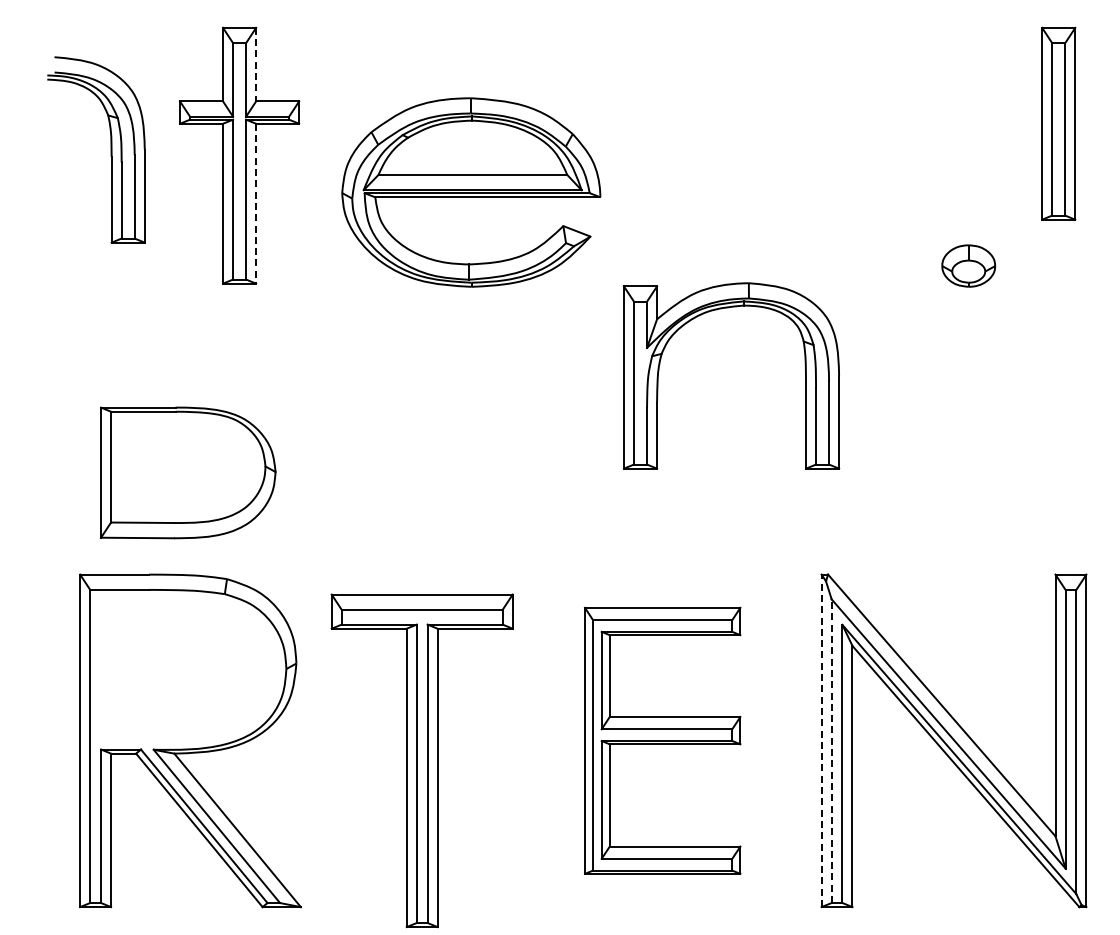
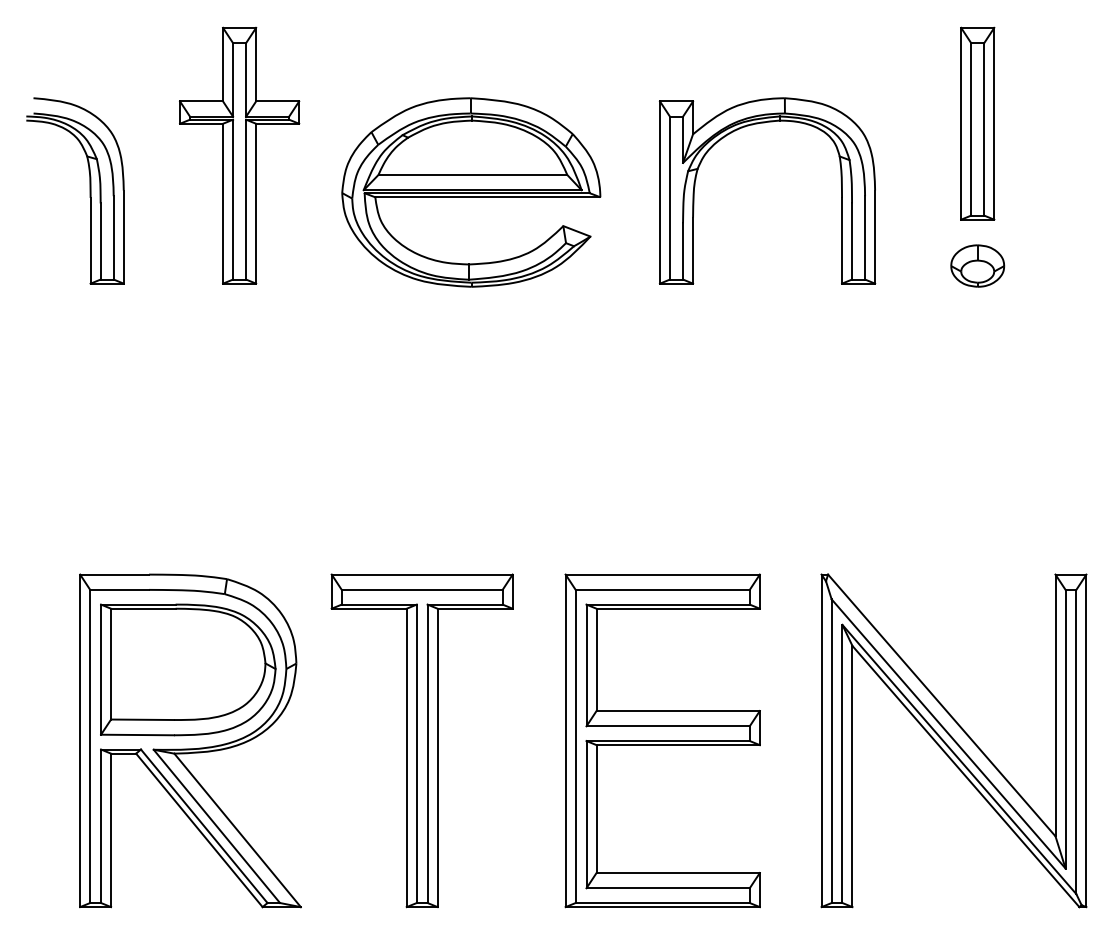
line: dashed -> solid (256, 64)
part position: (1058, 123) -> (977, 123) (977, 123)
part position: (110, 149) -> (89, 190) (89, 190)
line: dashed -> solid (256, 203)
part position: (968, 265) -> (977, 265) (977, 265)
part position: (716, 310) -> (752, 125) (752, 125)
part position: (188, 472) -> (188, 669) (188, 669)
part size: 158x269 px -> 197x336 px (662, 740)
line: dashed -> solid (821, 740)
line: dashed -> solid (831, 751)
part position: (421, 760) -> (421, 740) (421, 740)
